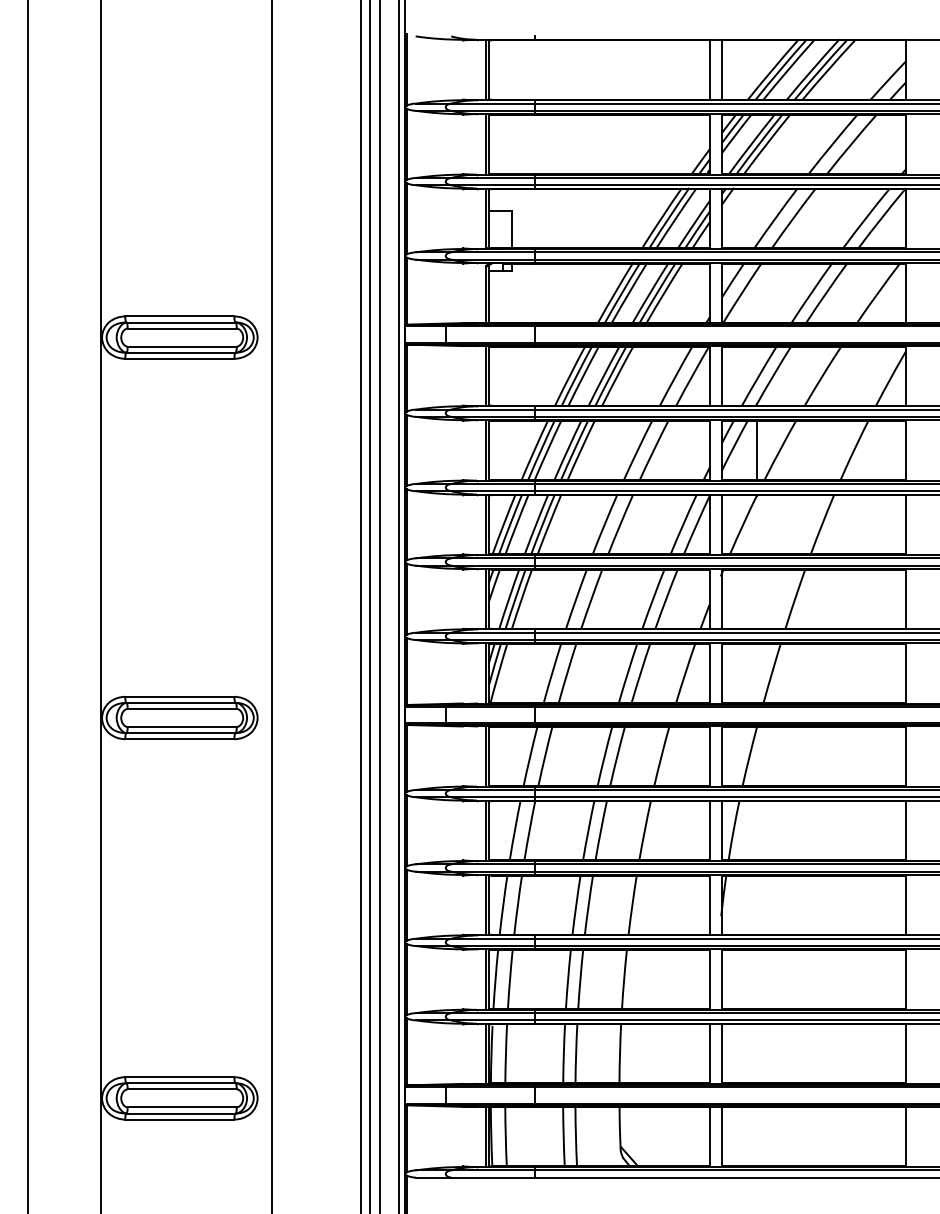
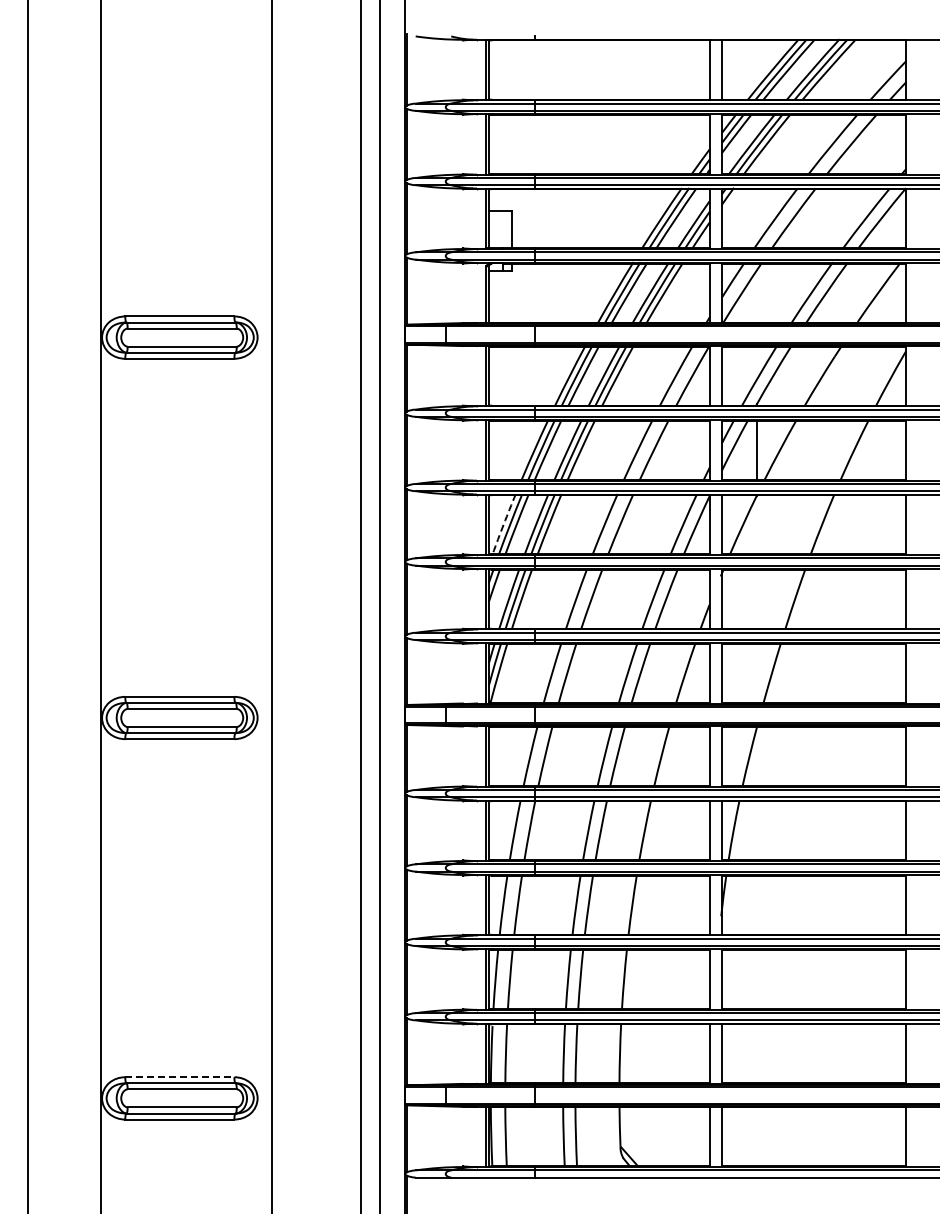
arc: solid -> dashed (503, 524)
line: present -> none (370, 606)
line: present -> none (399, 606)
line: solid -> dashed (179, 1077)
